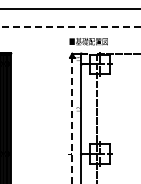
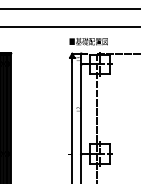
line: dashed -> solid (70, 26)
line: dashed -> solid (72, 120)
